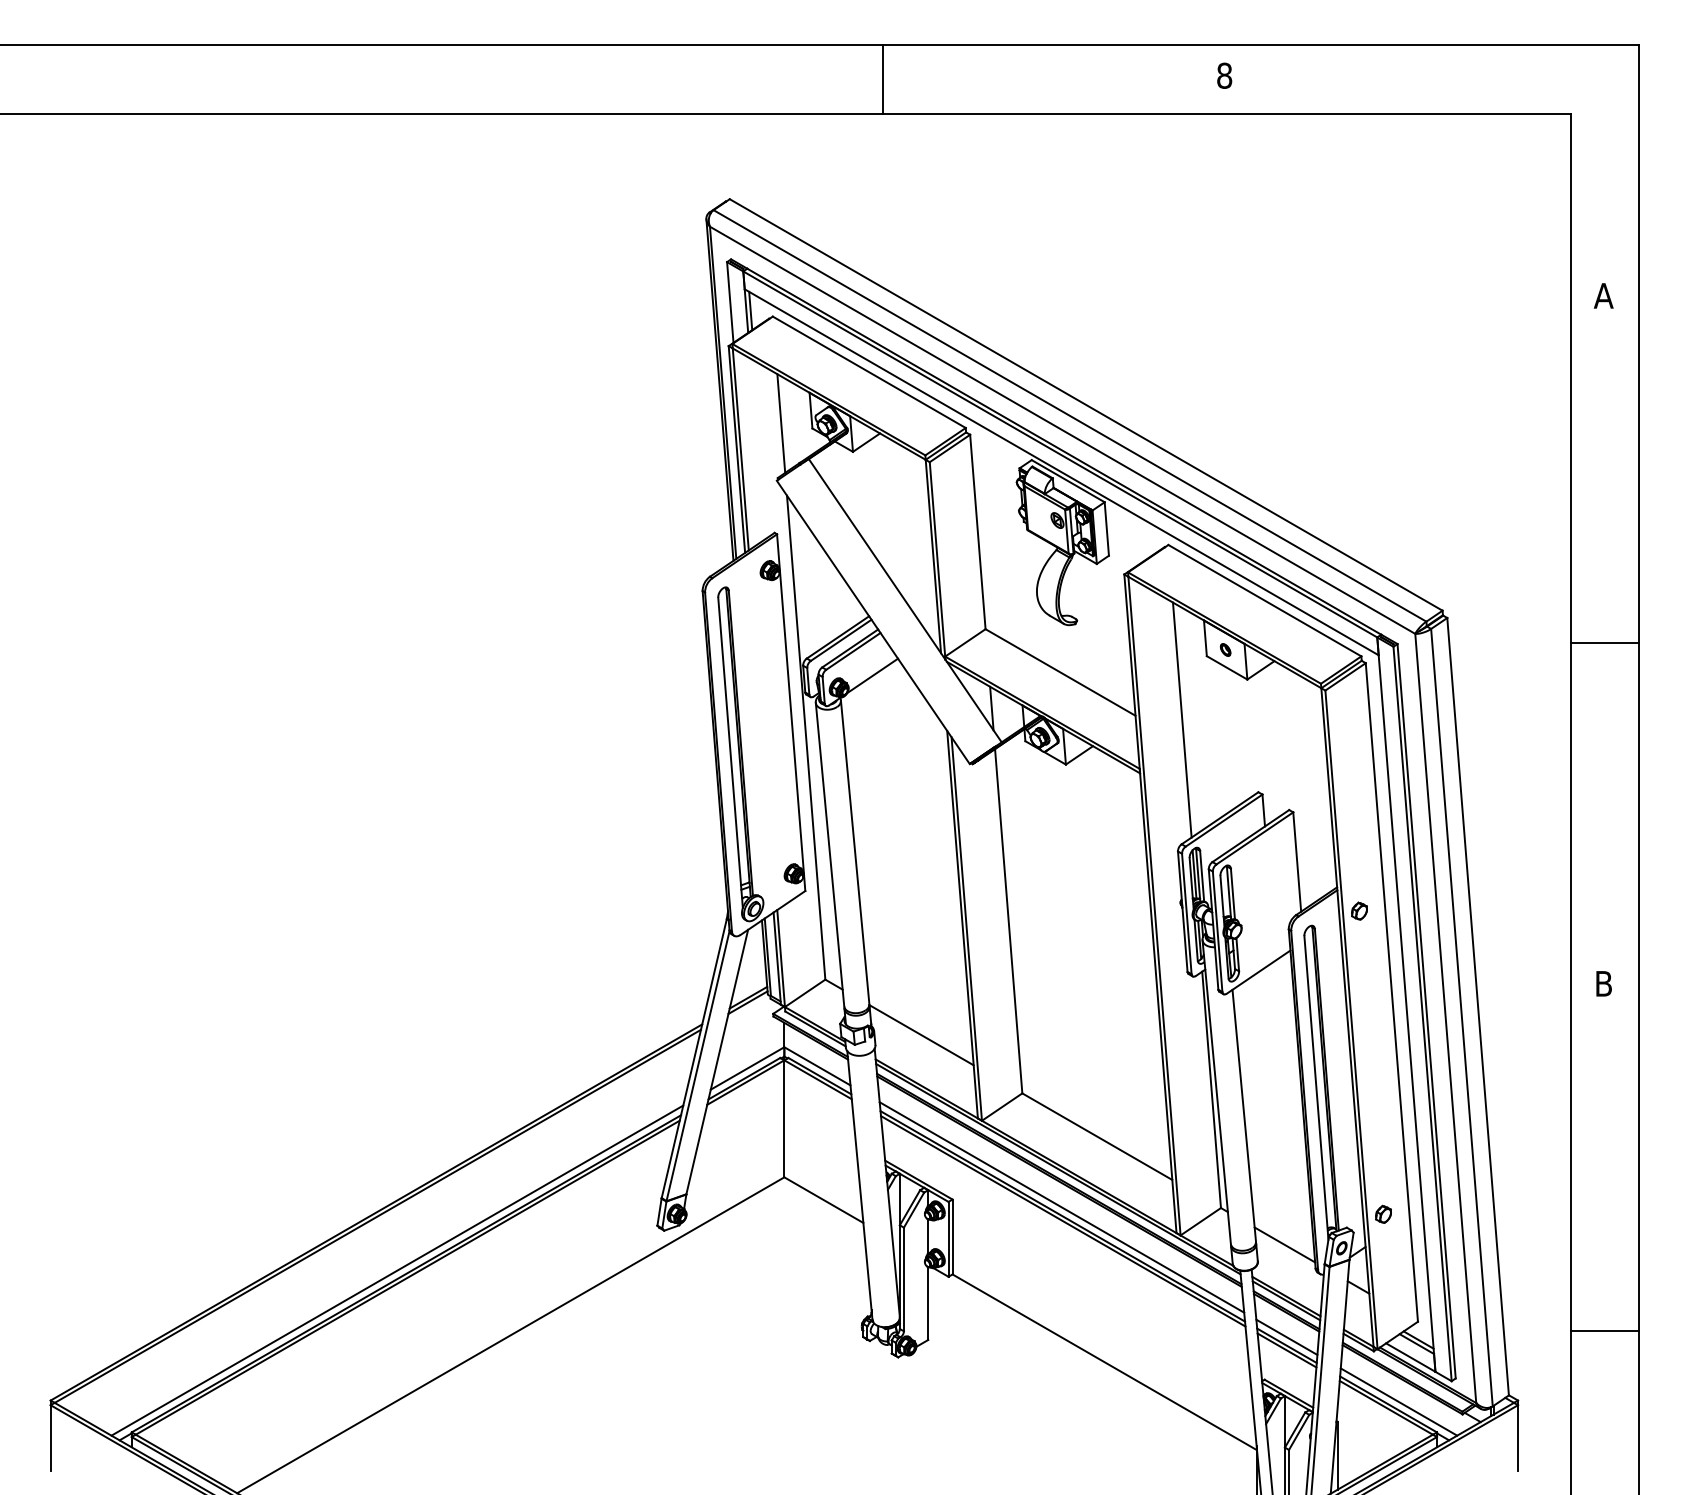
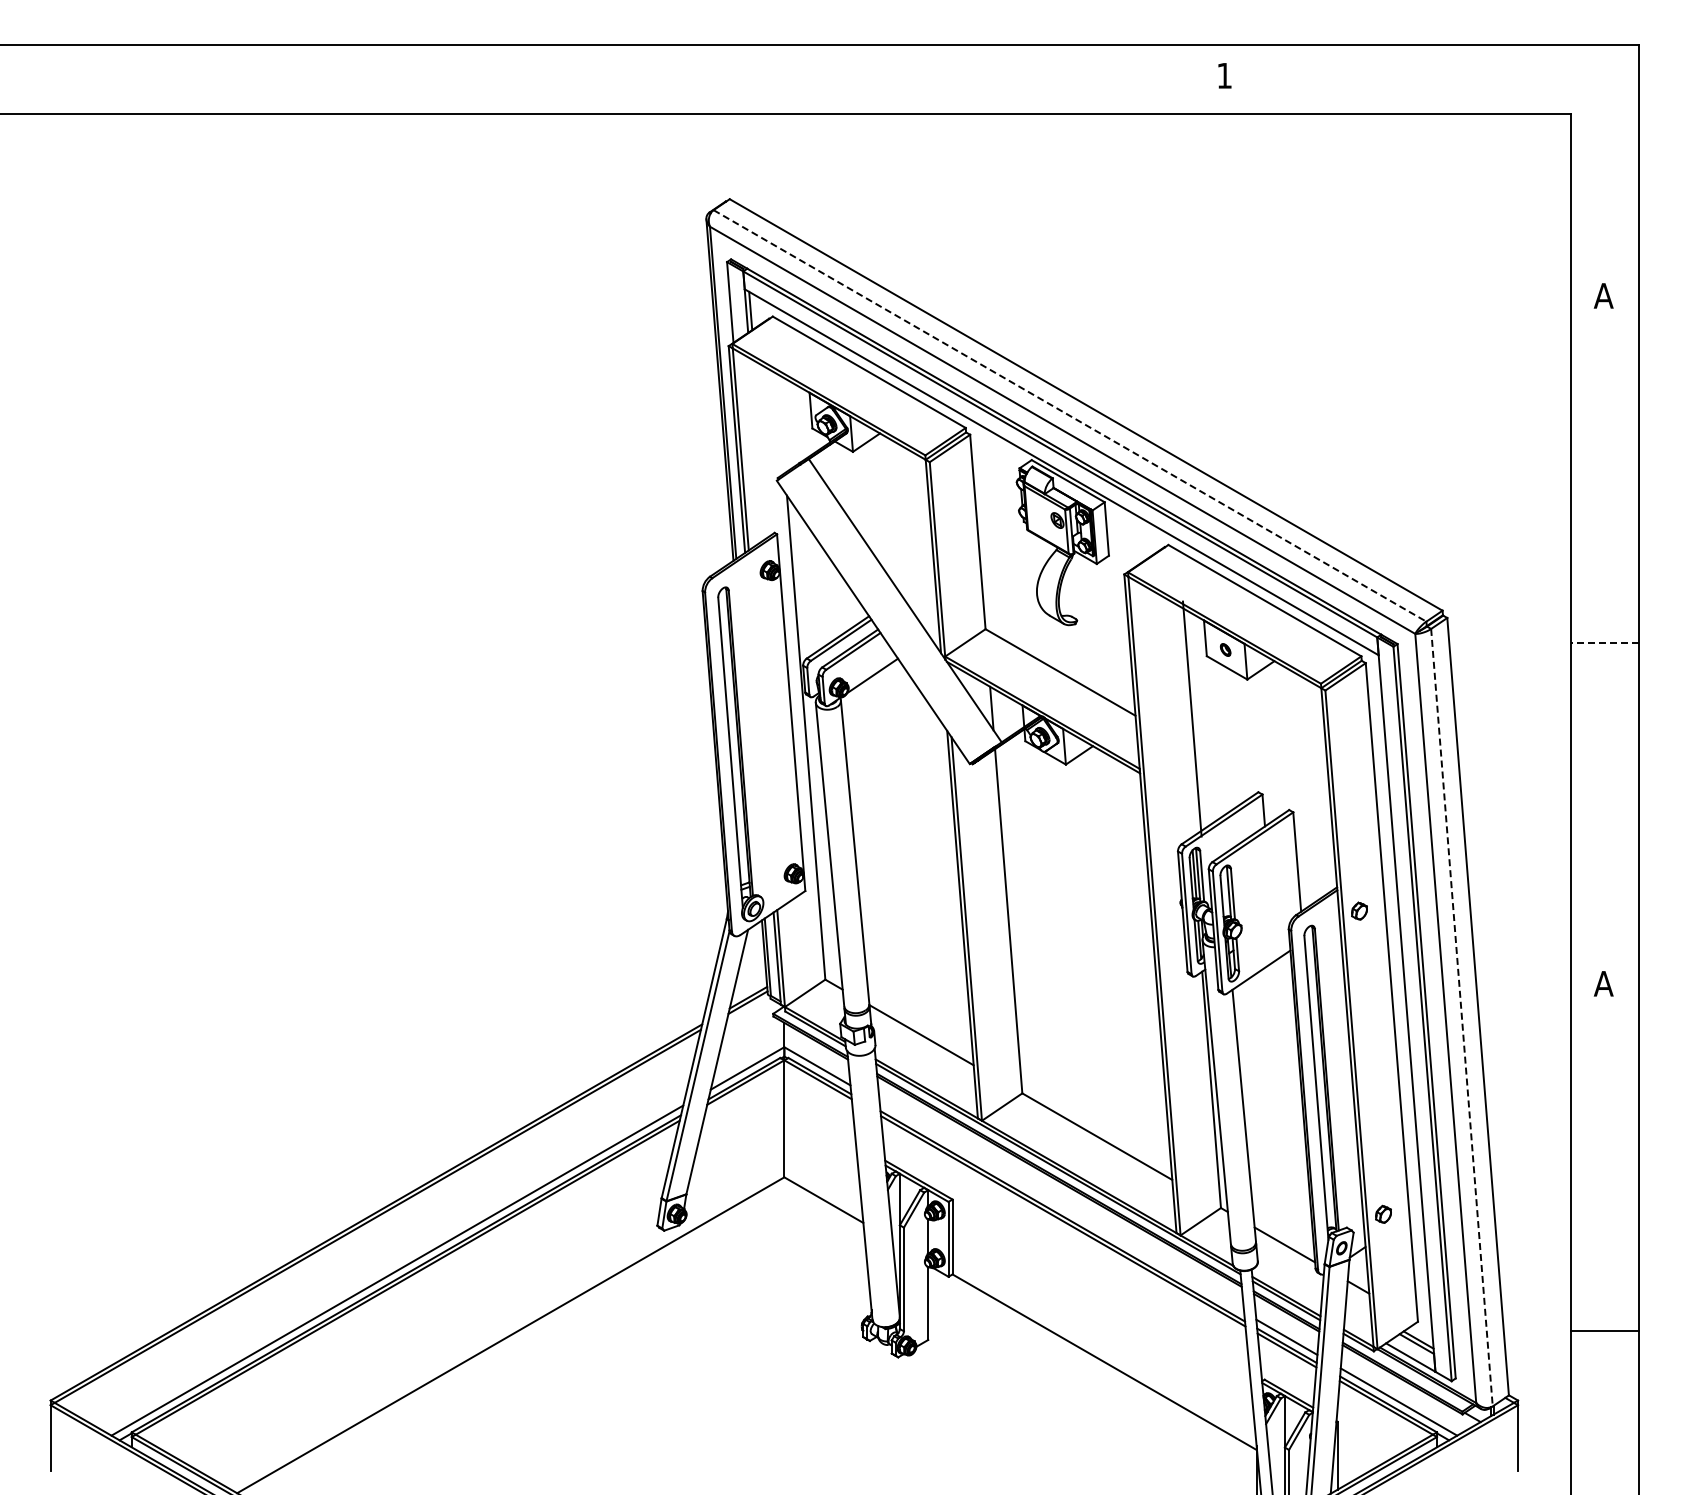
text: 8 -> 1 (1224, 75)
line: present -> none (882, 78)
line: solid -> dashed (1070, 415)
line: present -> none (781, 423)
line: solid -> dashed (1604, 643)
line position: (1181, 719) -> (1191, 718) (1191, 718)
text: B -> A (1603, 983)
line: solid -> dashed (1461, 1017)
line: present -> none (1061, 1207)
